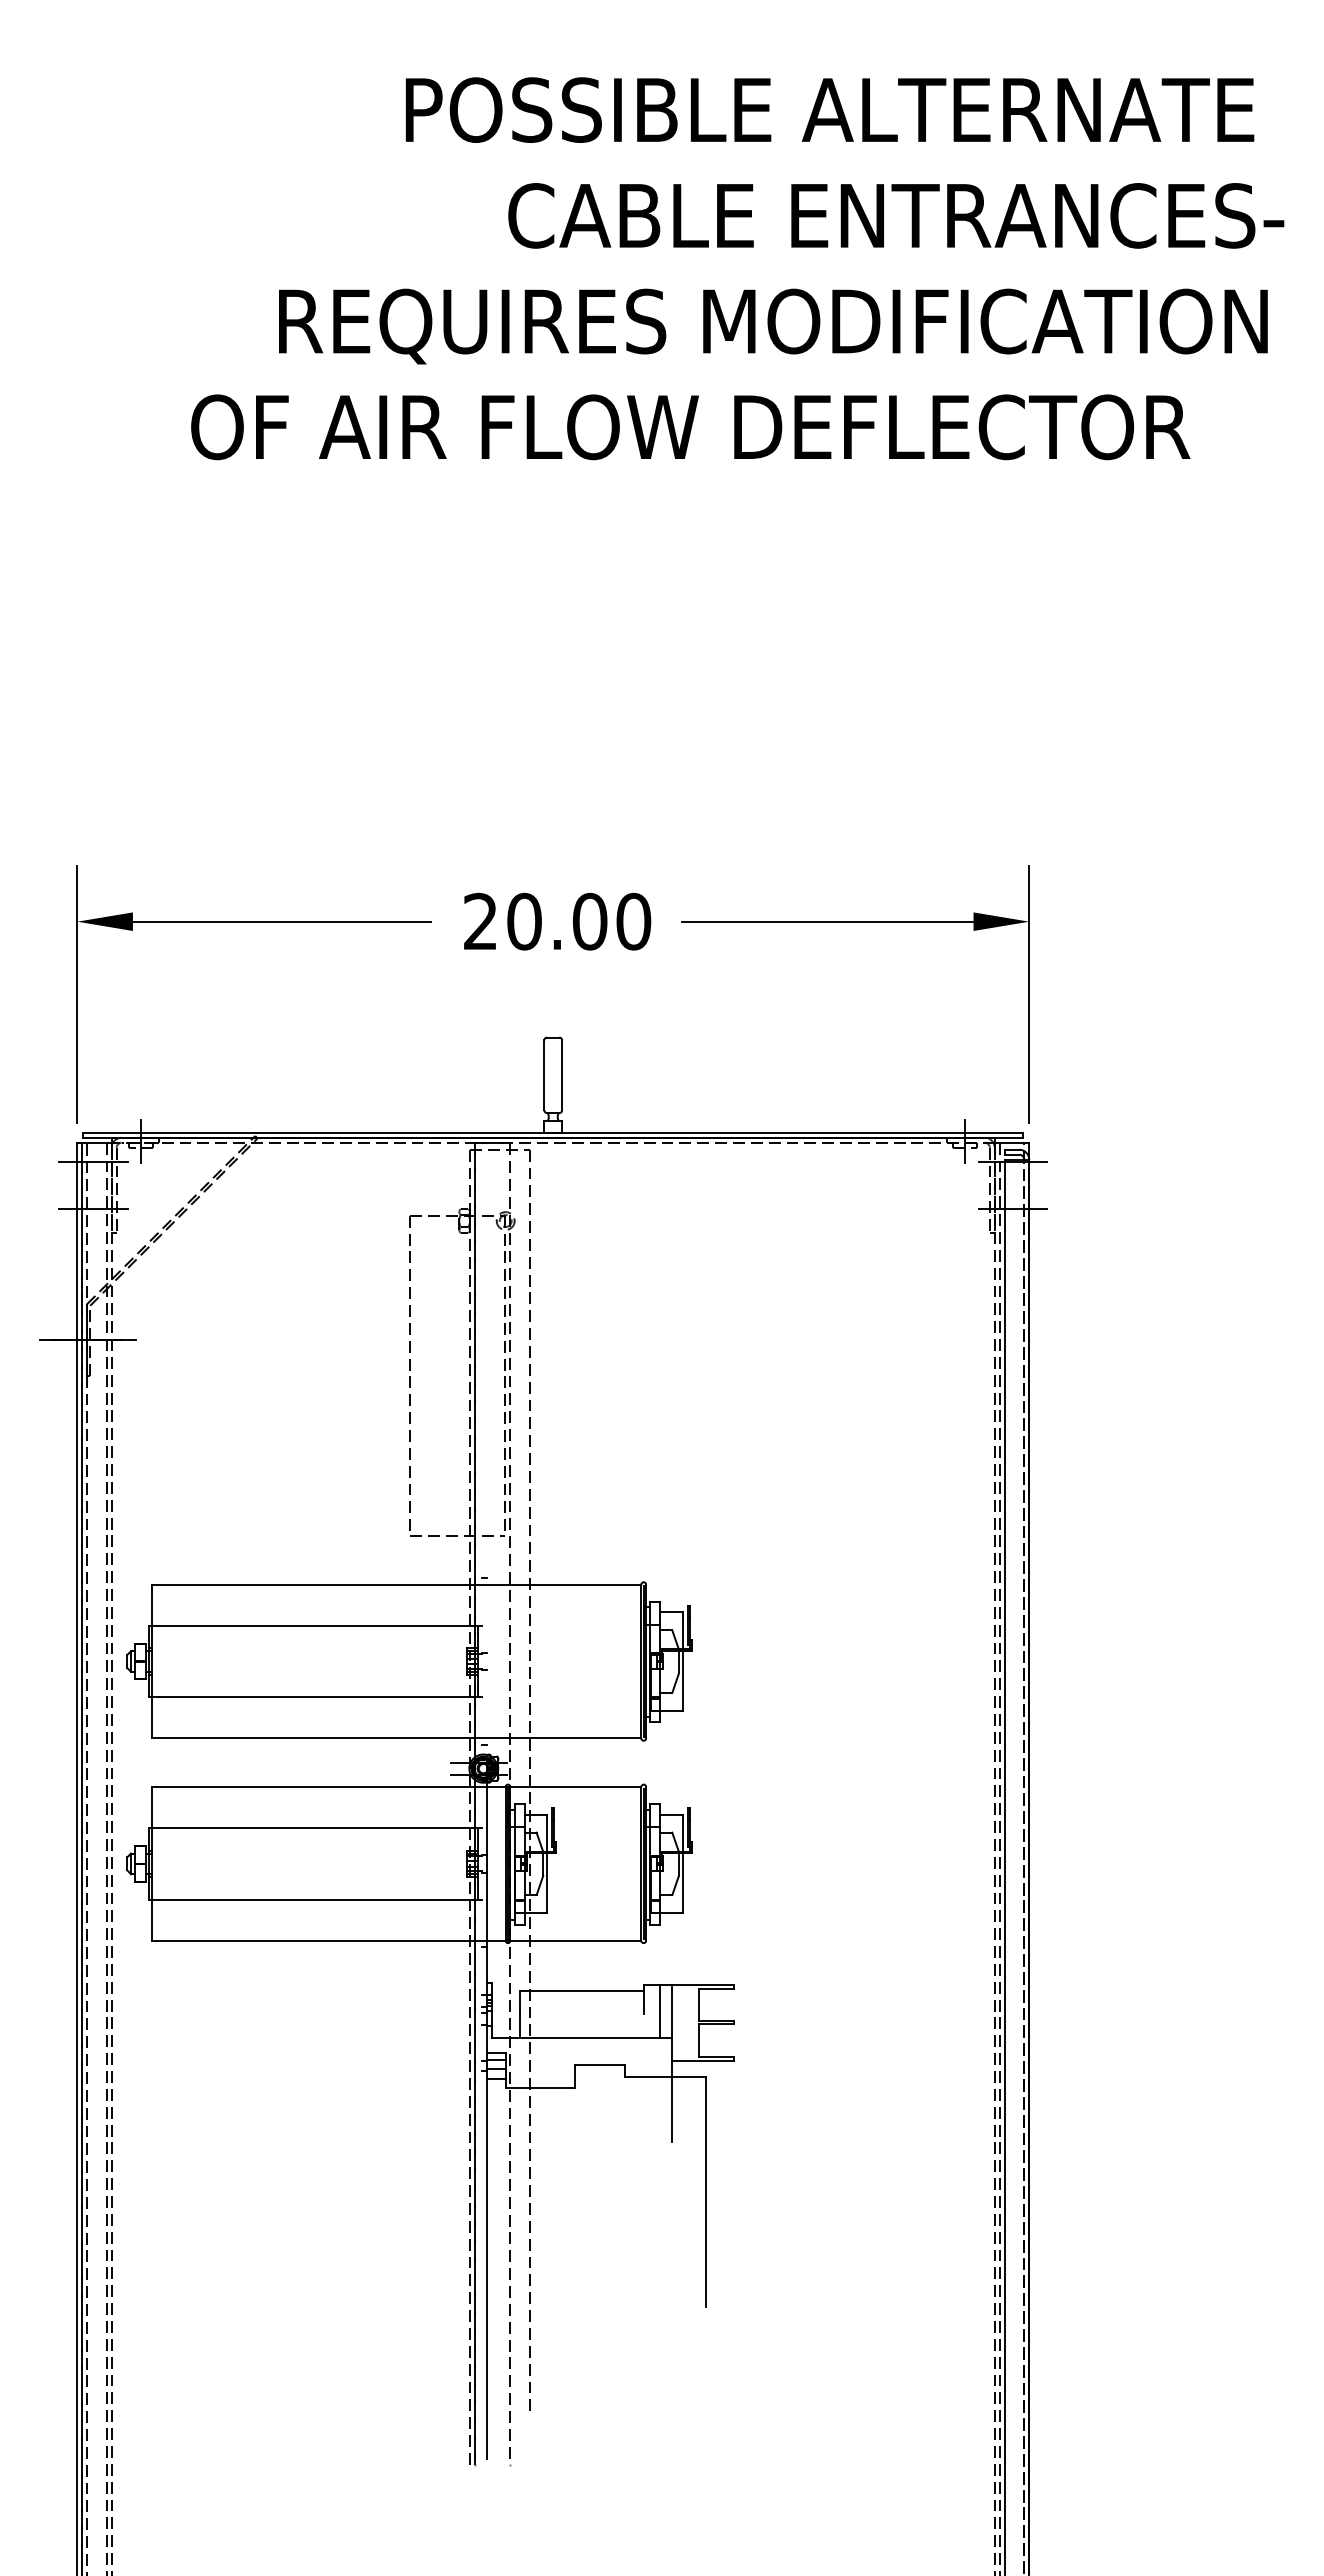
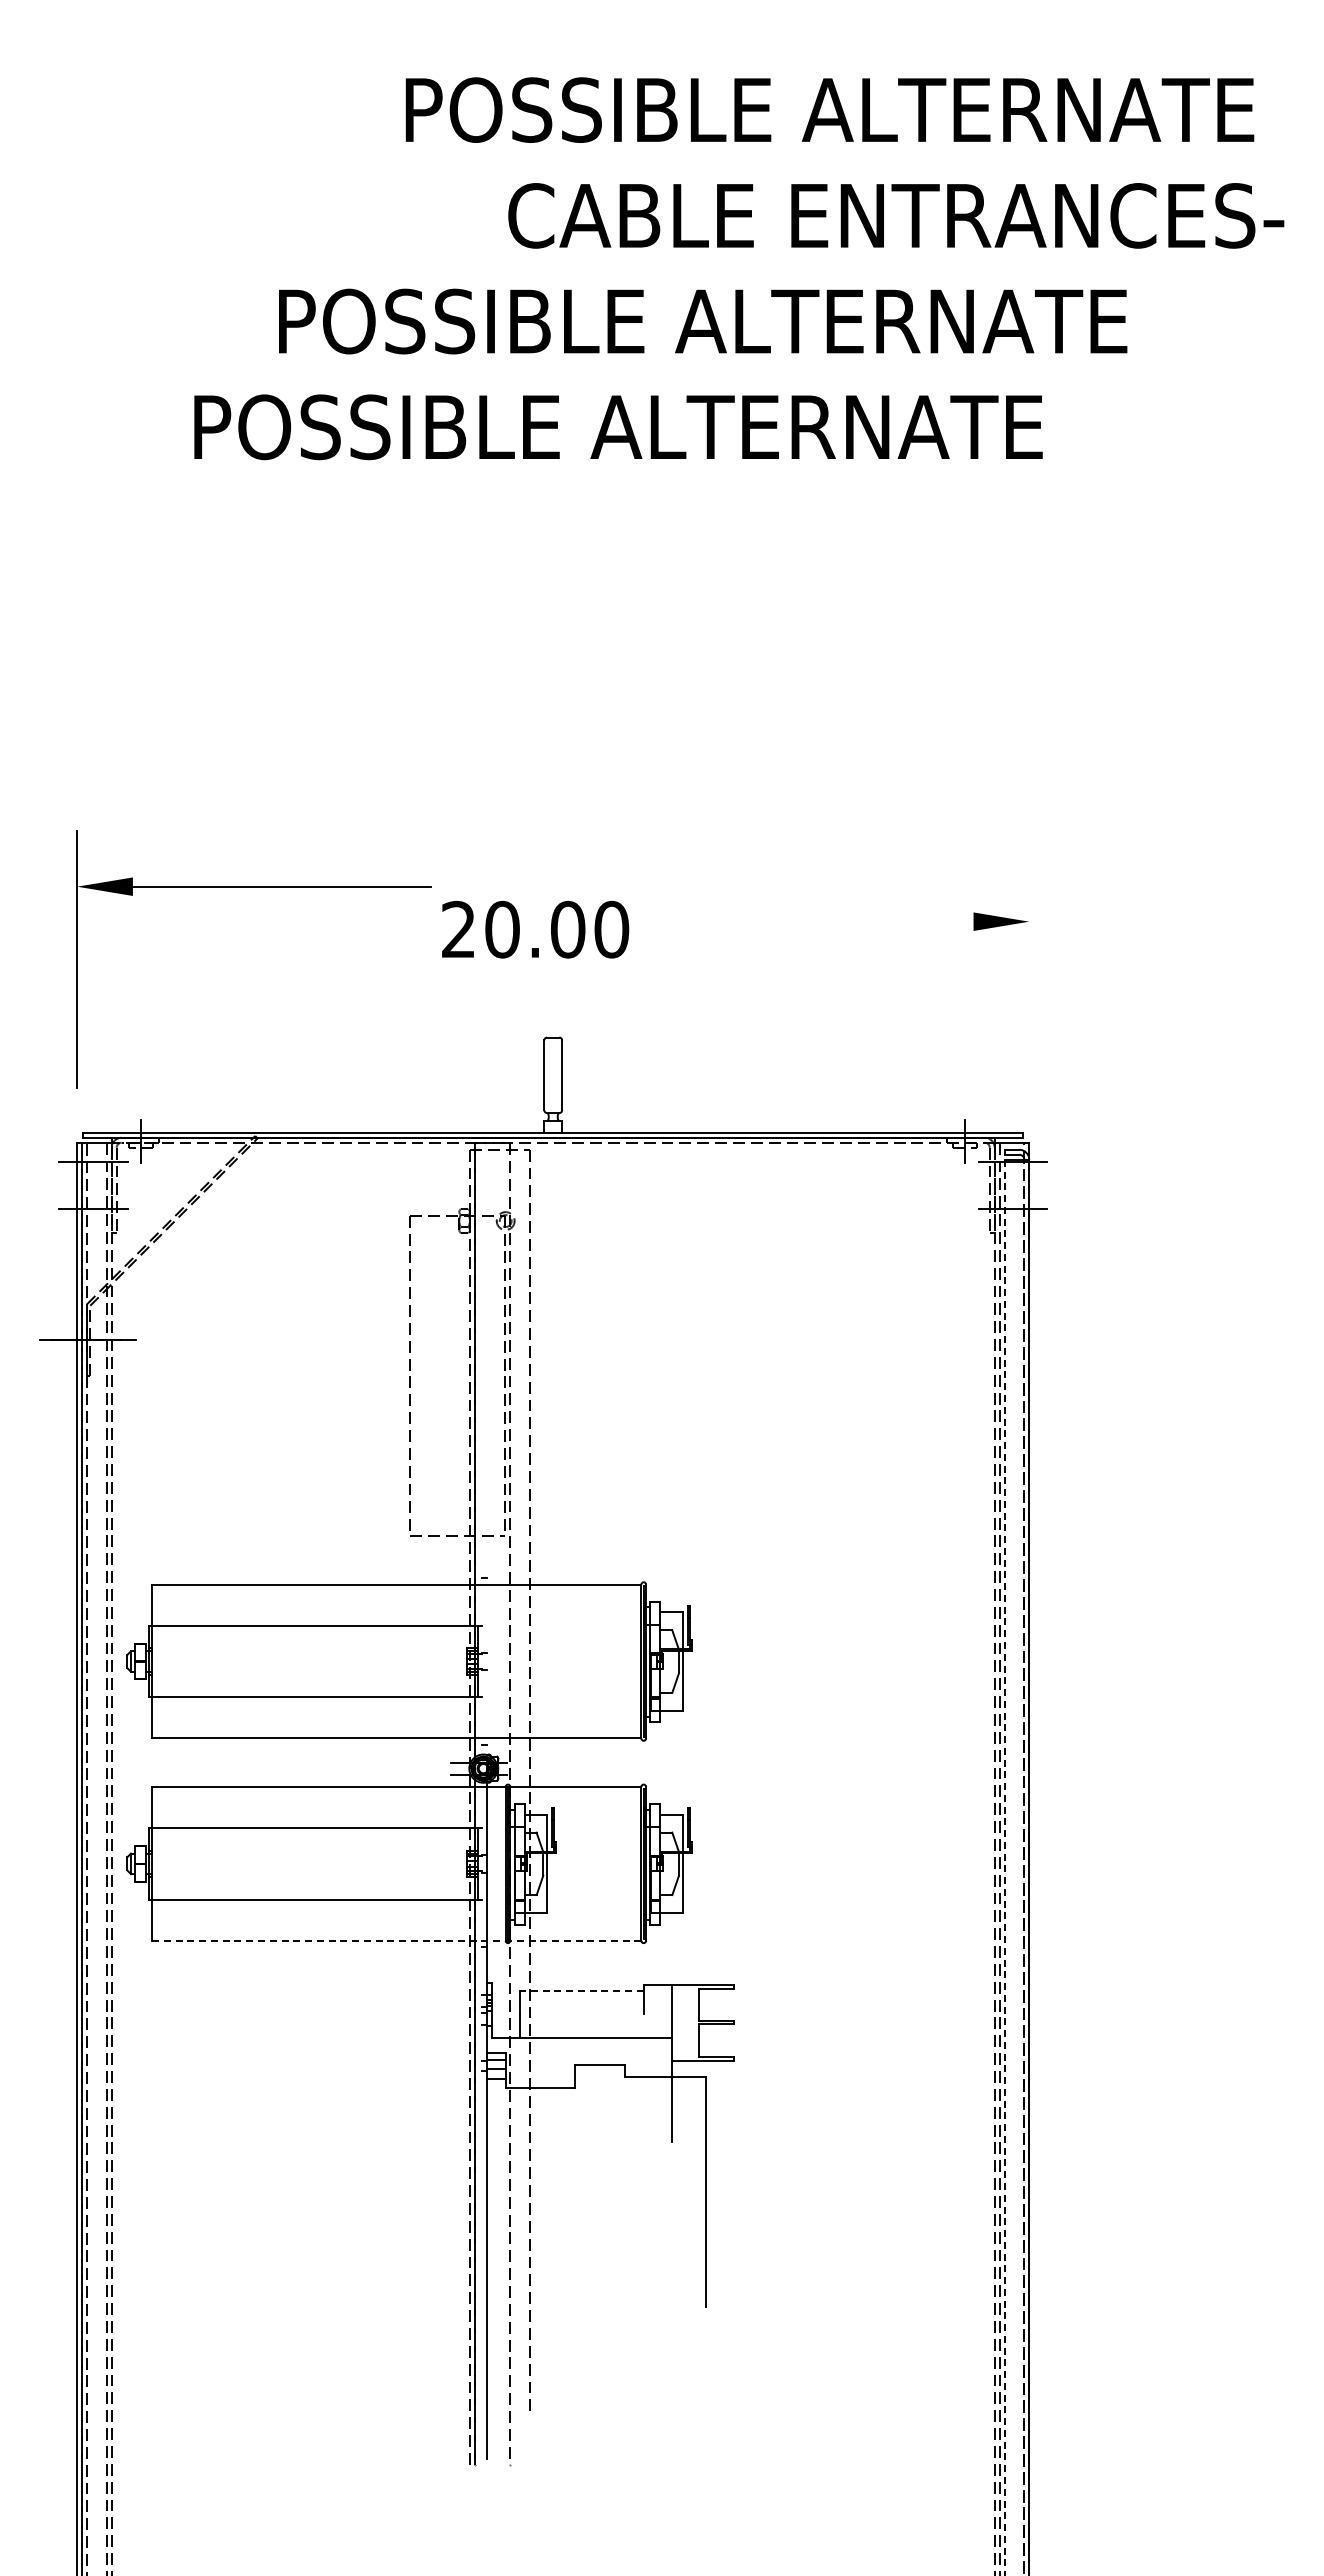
text: REQUIRES MODIFICATION -> POSSIBLE ALTERNATE (776, 326)
text: OF AIR FLOW DEFLECTOR -> POSSIBLE ALTERNATE (690, 427)
text position: (557, 921) -> (535, 929) (535, 929)
line: present -> none (827, 921)
part position: (253, 922) -> (253, 887) (253, 887)
line: present -> none (1029, 994)
line: solid -> dashed (1005, 1867)
line: solid -> dashed (396, 1940)
line: solid -> dashed (581, 1990)
line: present -> none (660, 2011)
